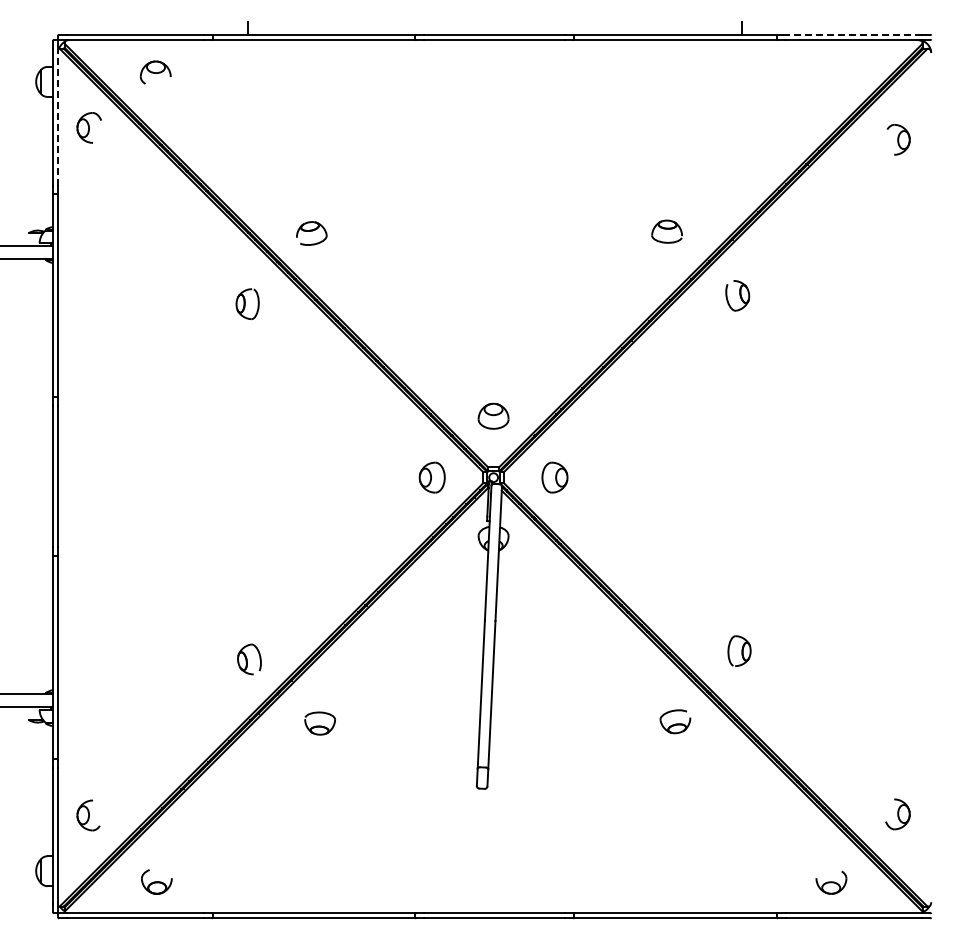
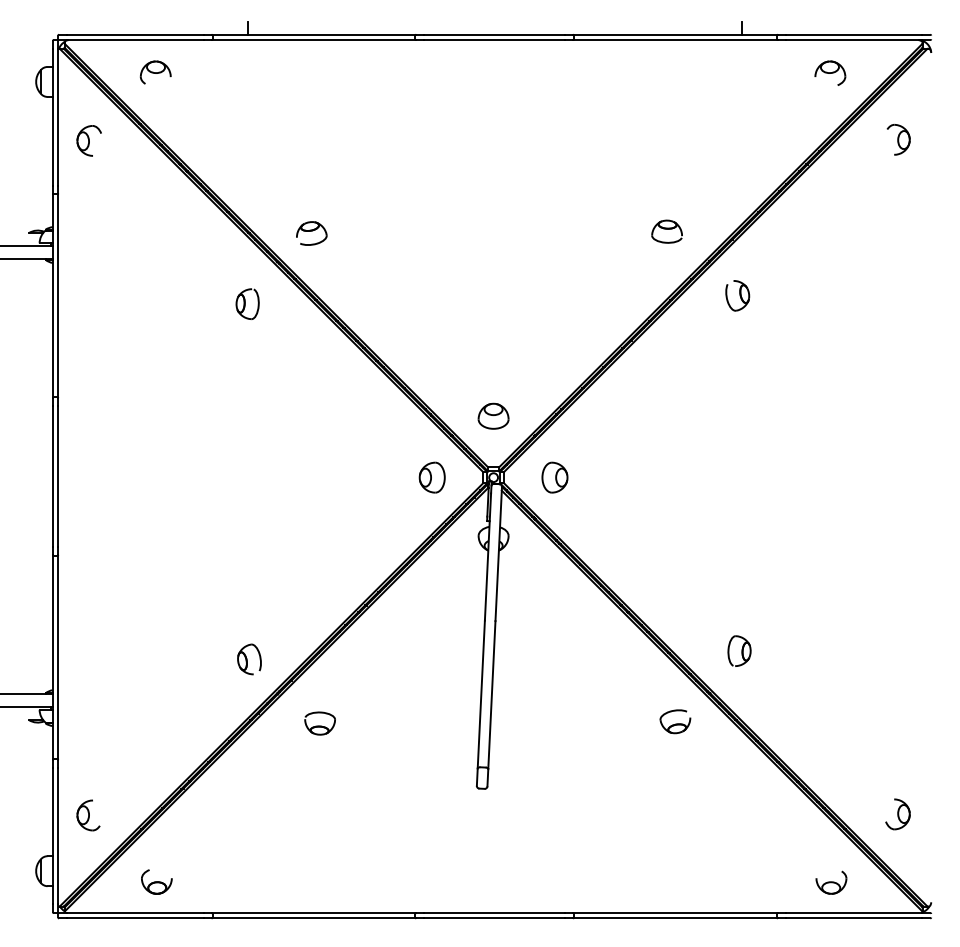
line: dashed -> solid (853, 34)
part: none -> present (830, 72)
line: dashed -> solid (58, 116)
part position: (88, 127) -> (88, 140) (88, 140)
